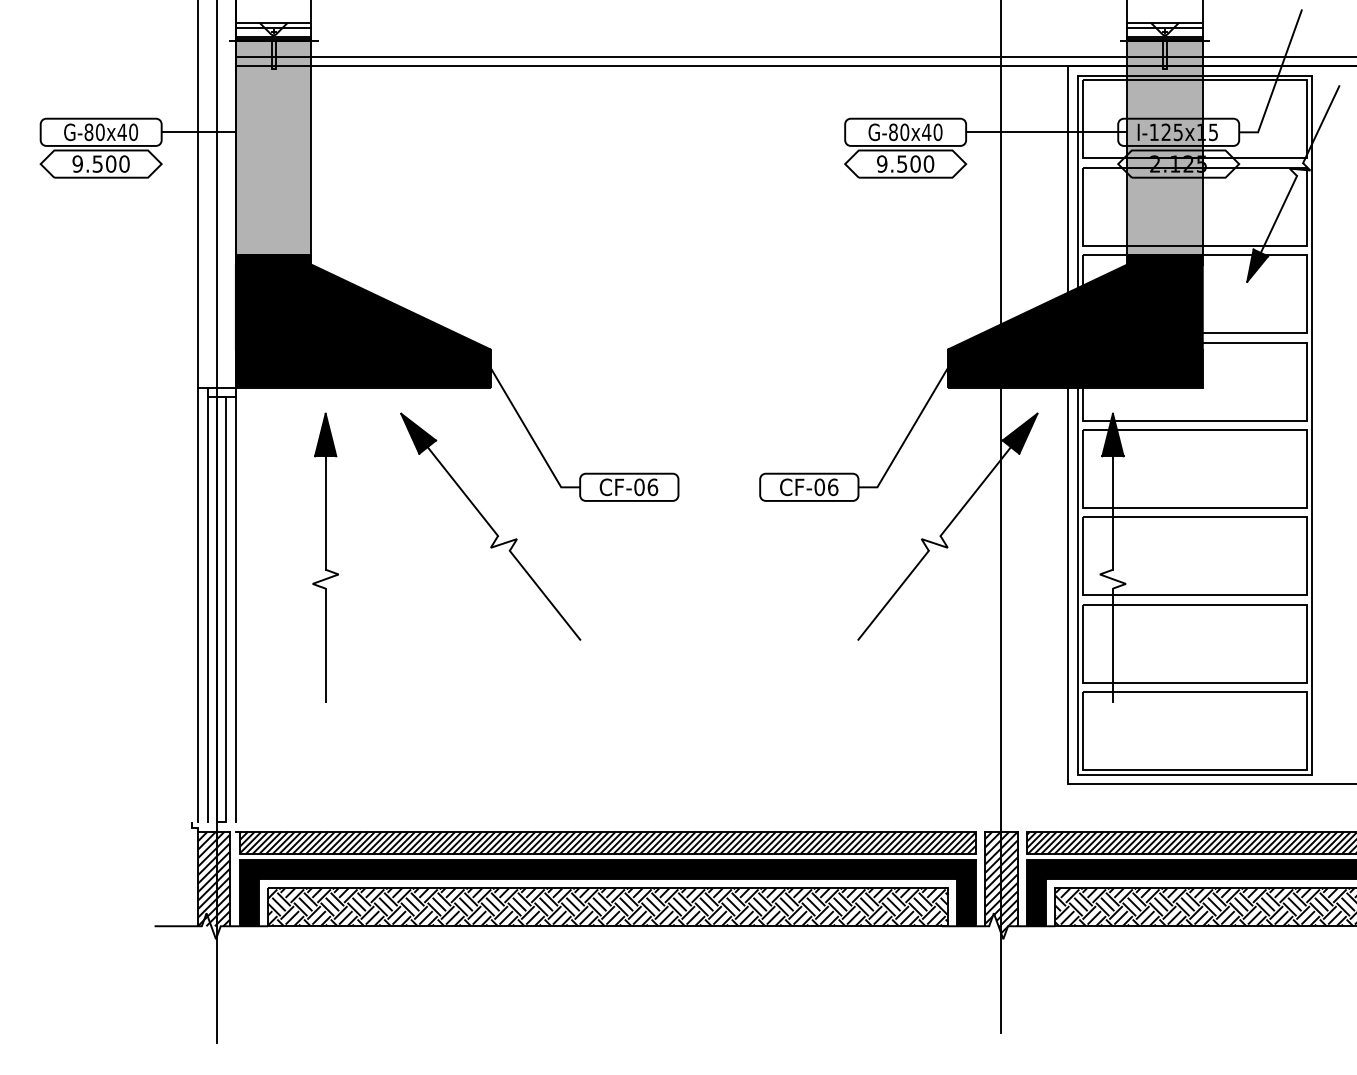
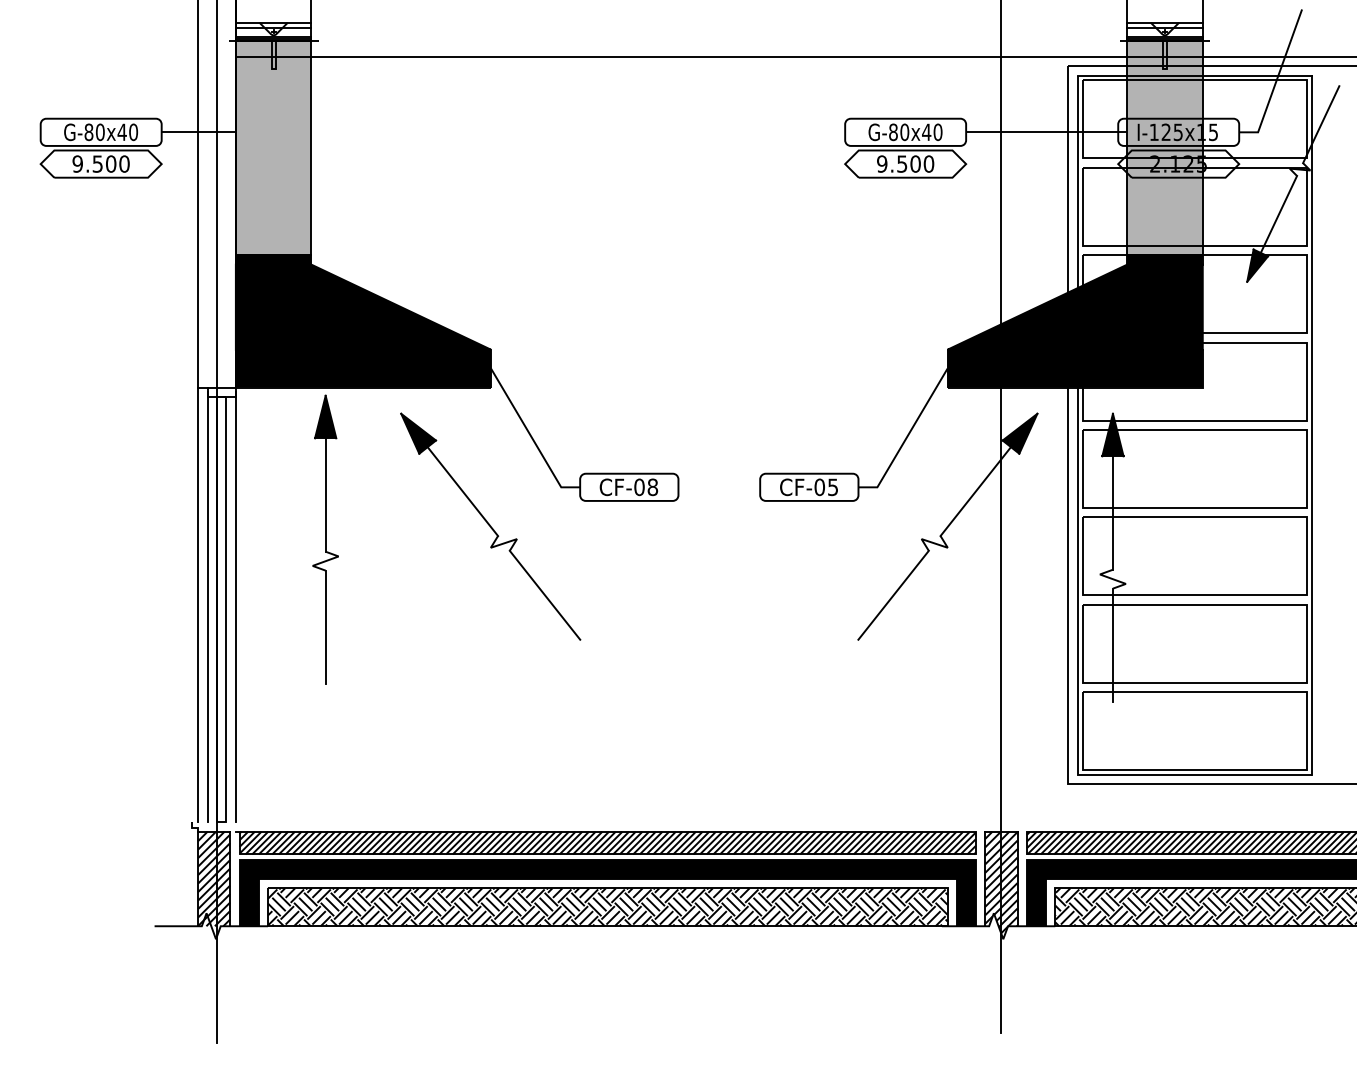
line: present -> none (794, 66)
text: CF-06 -> CF-08 (652, 486)
text: CF-06 -> CF-05 (833, 487)
part position: (325, 557) -> (325, 539) (325, 539)
